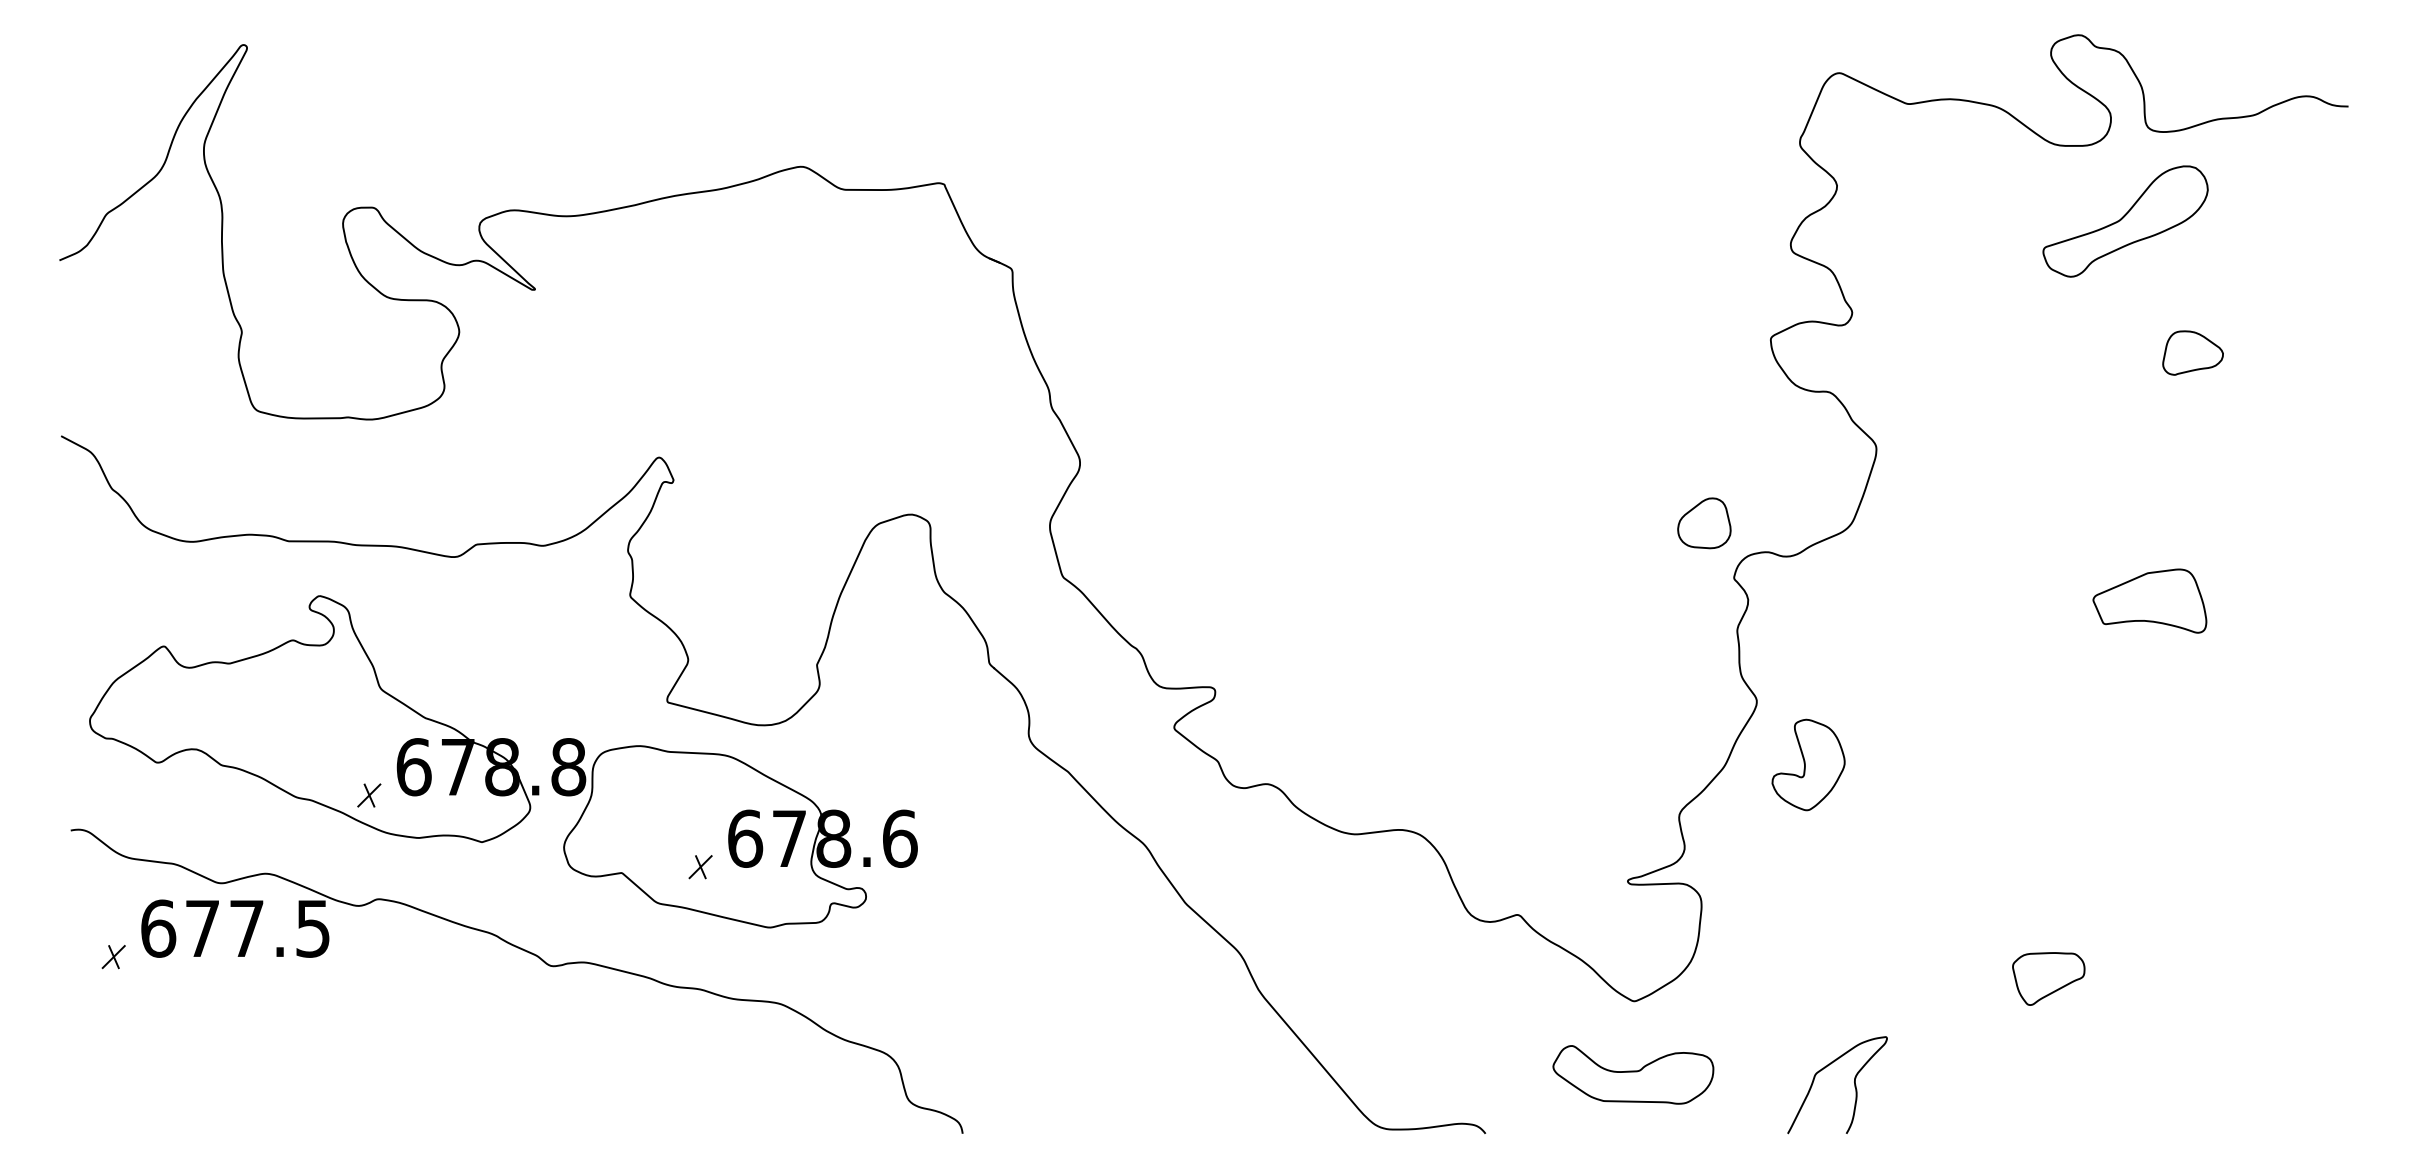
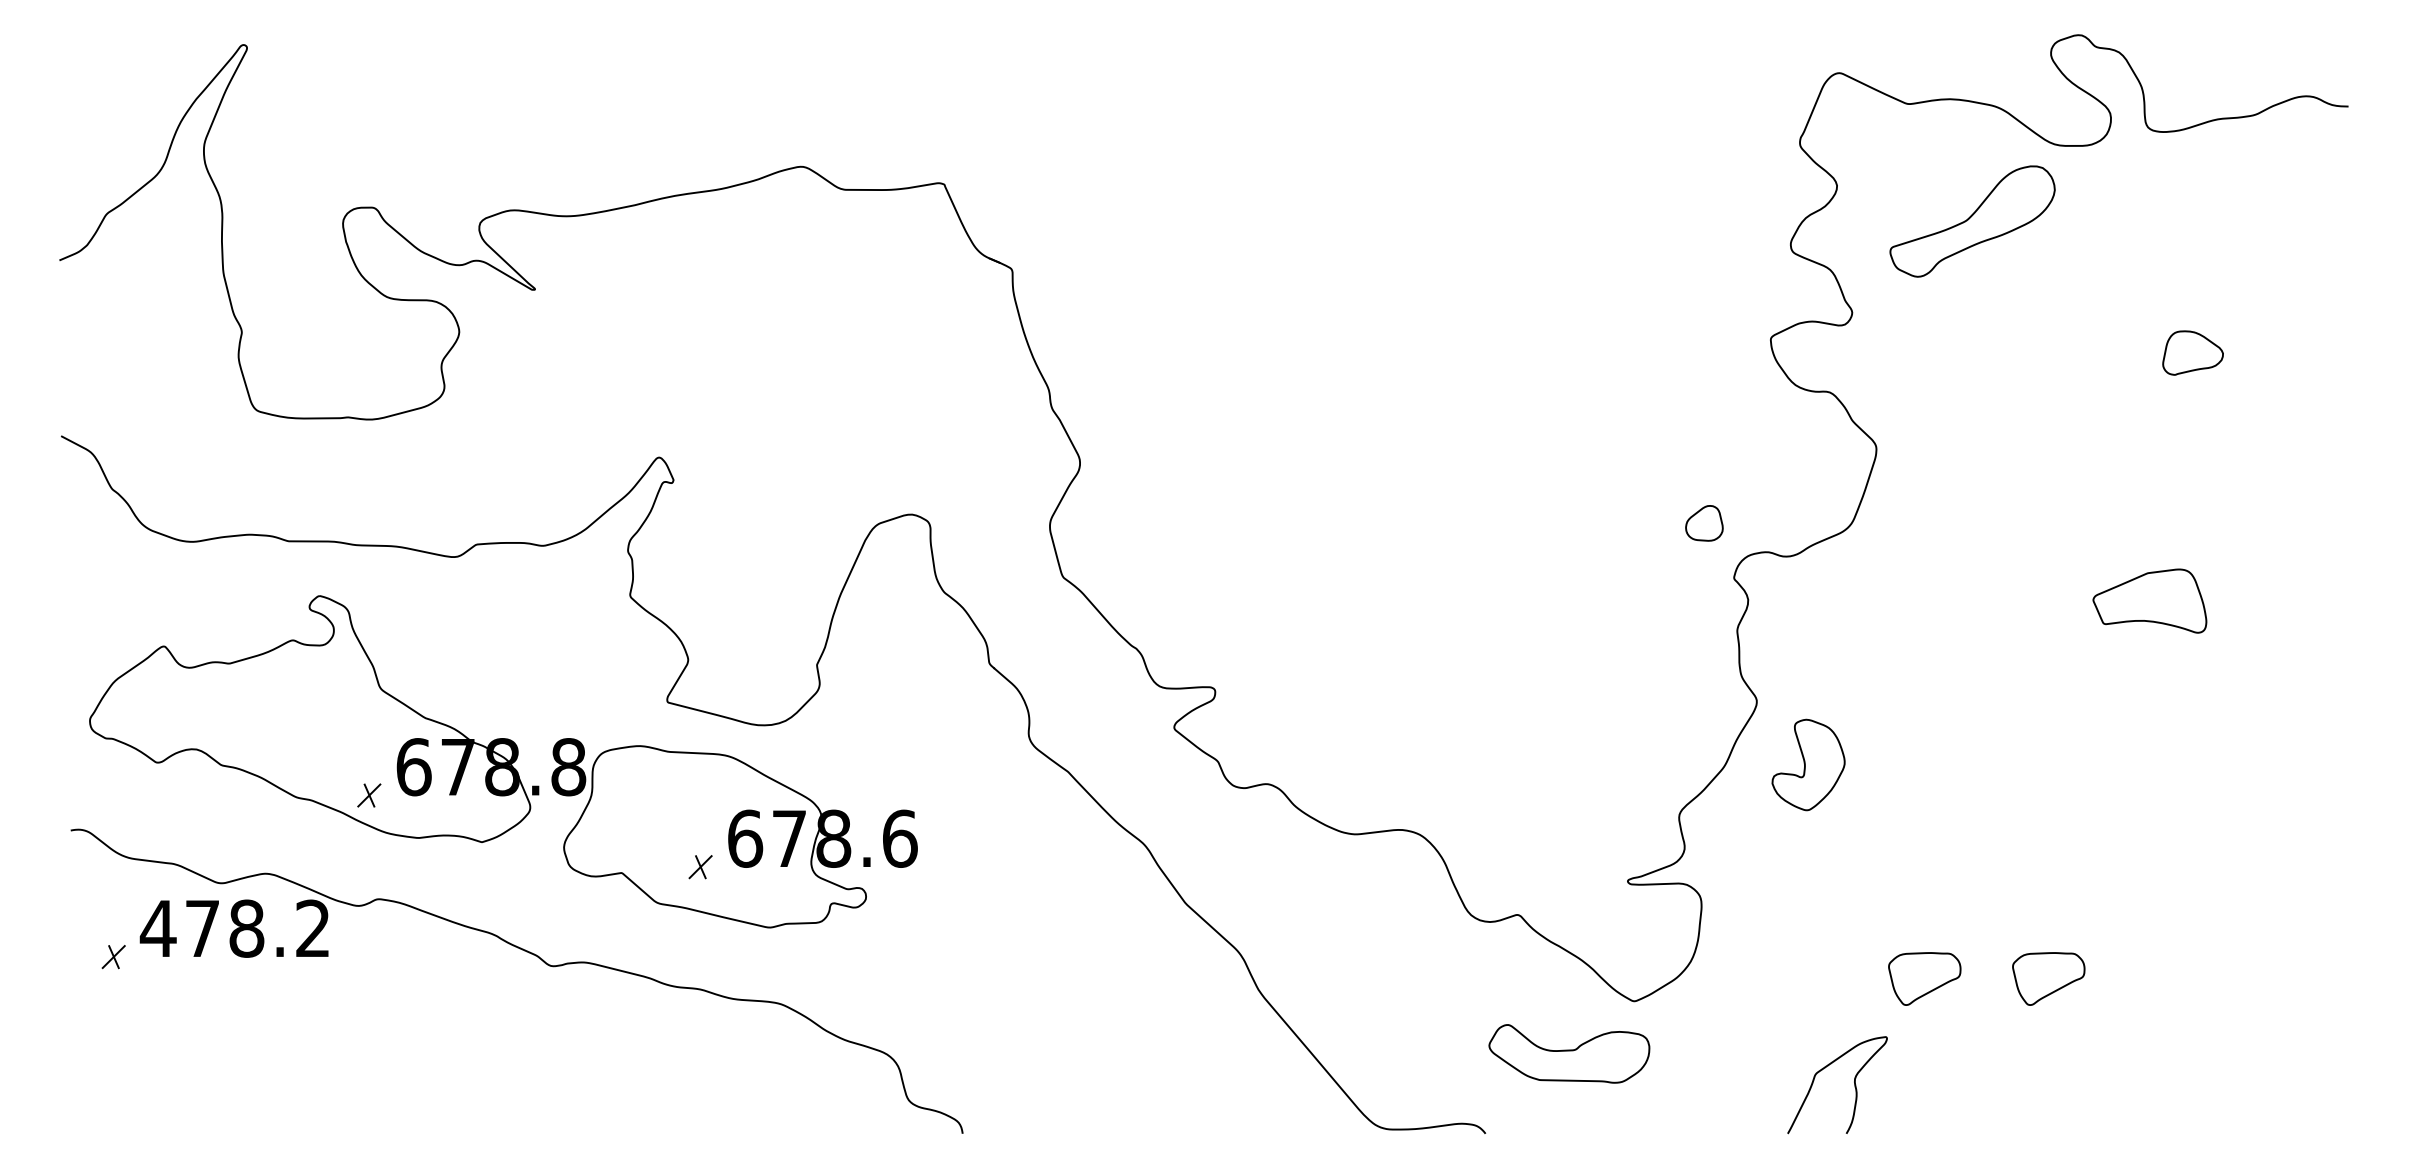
part position: (2125, 221) -> (1972, 221) (1972, 221)
part size: 55x53 px -> 39x37 px (1704, 523)
text: 677.5 -> 478.2 (234, 928)
part: none -> present (1924, 978)
part position: (1633, 1074) -> (1569, 1053) (1569, 1053)
